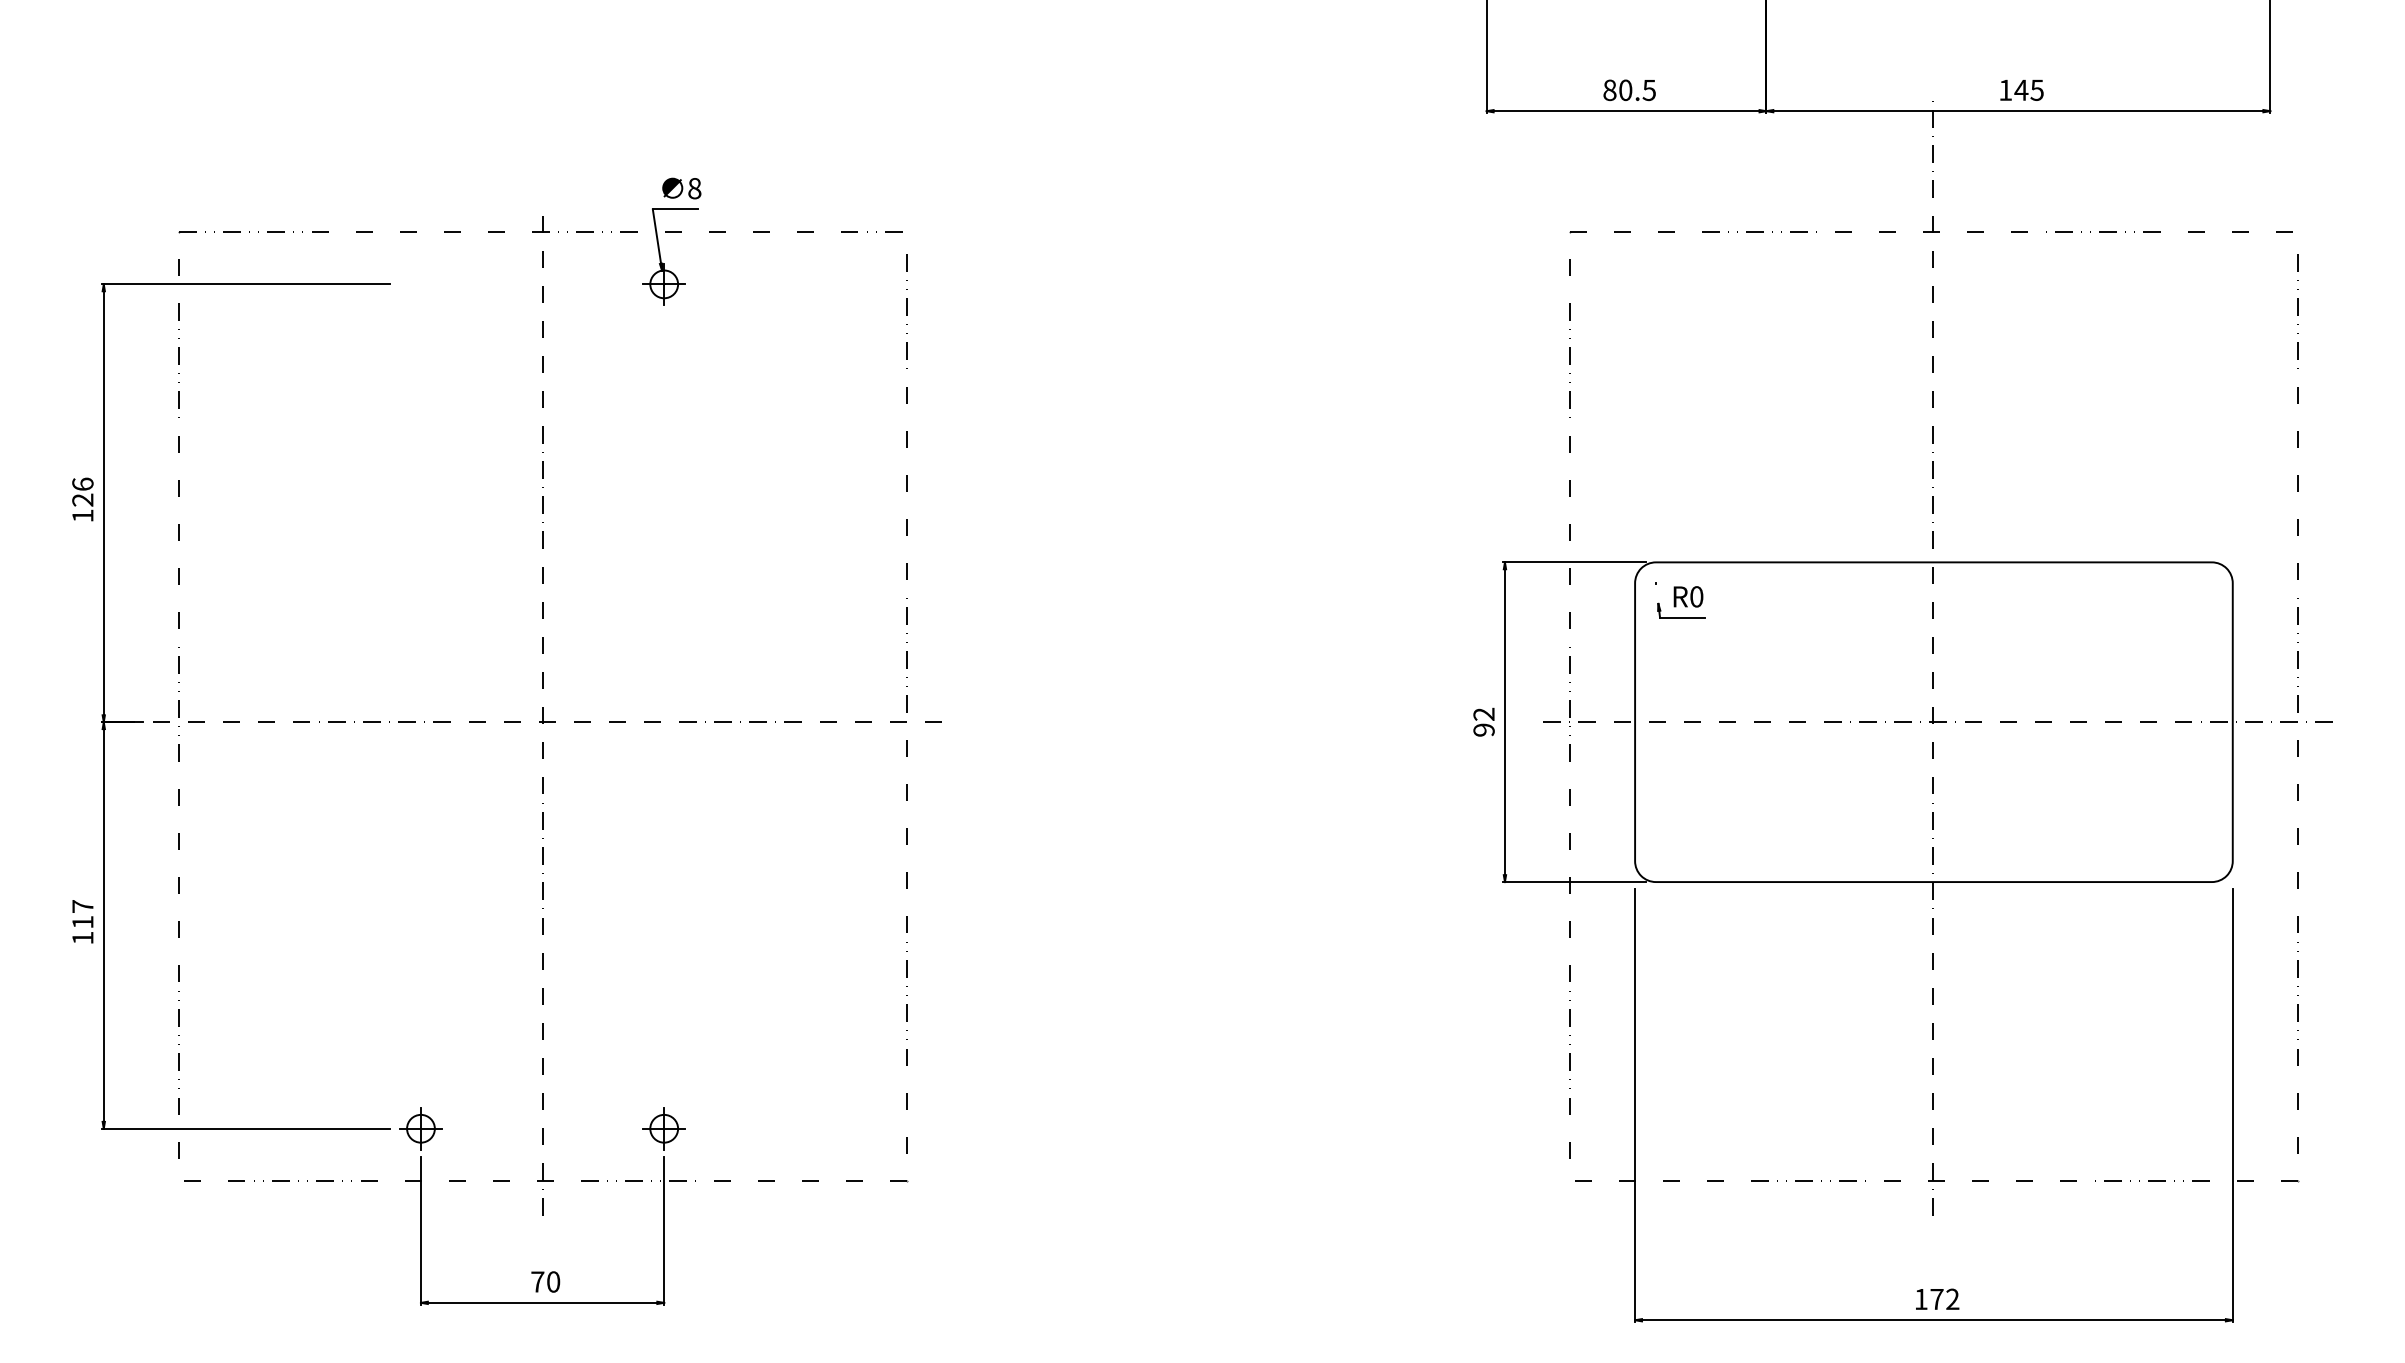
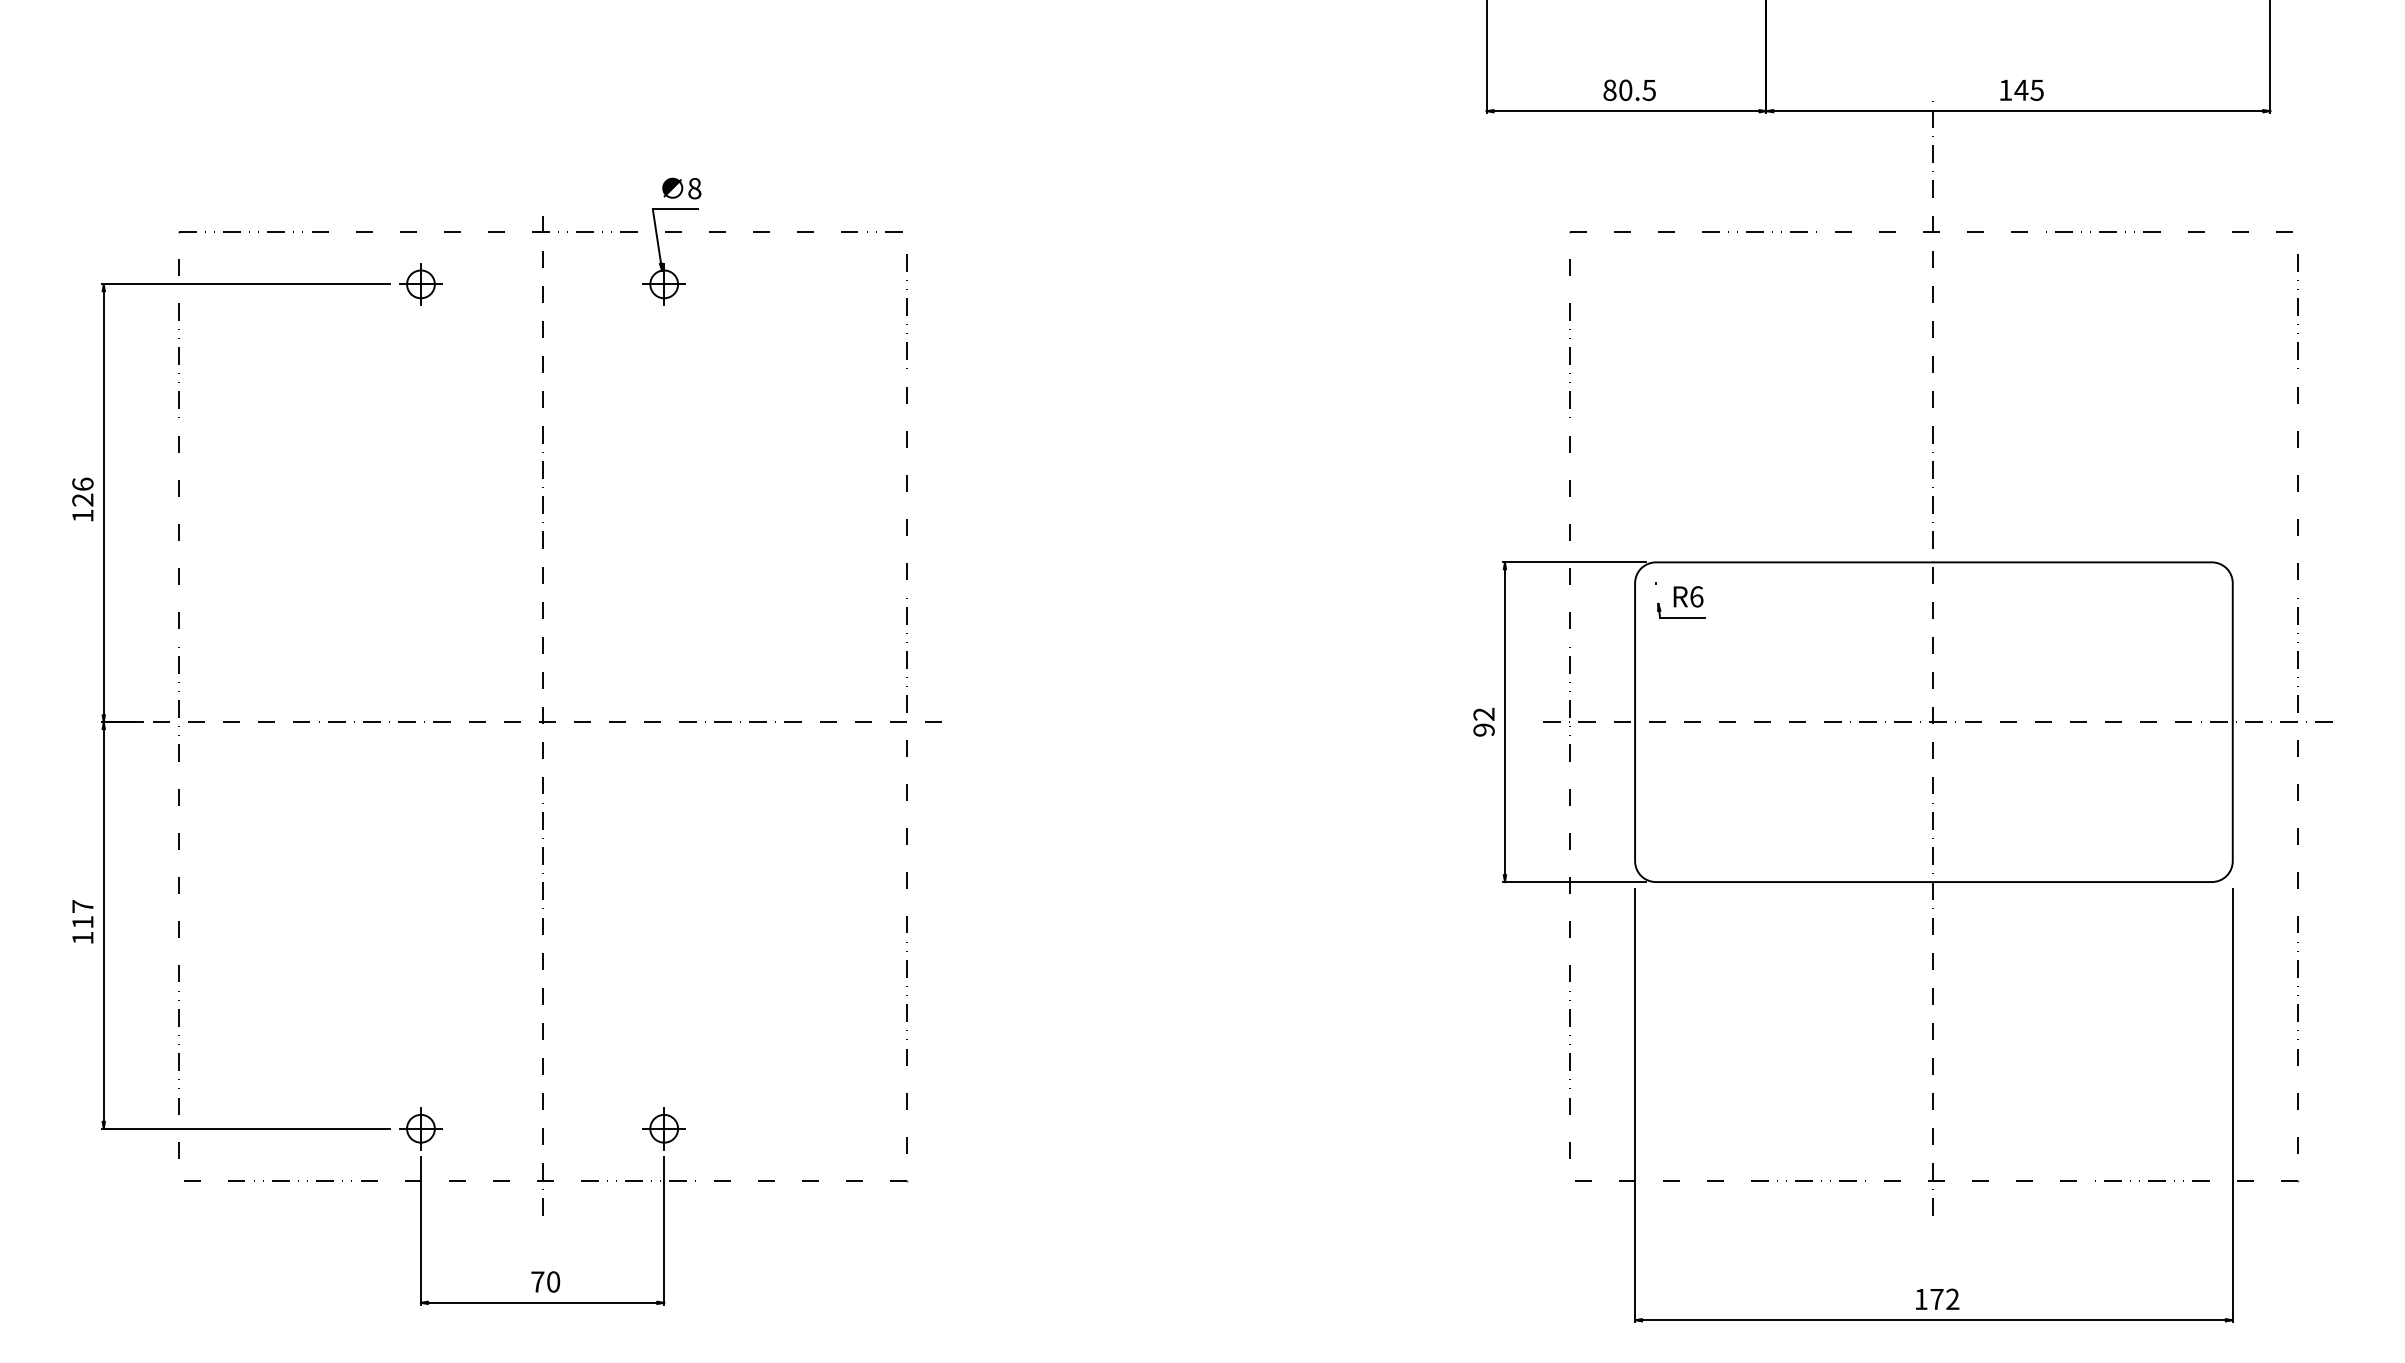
part: none -> present (420, 284)
text: R0 -> R6 (1696, 596)
